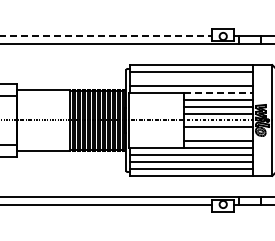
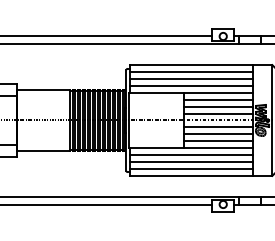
line: dashed -> solid (106, 36)
line: none -> present (191, 78)
line: dashed -> solid (219, 92)
line: none -> present (218, 134)
